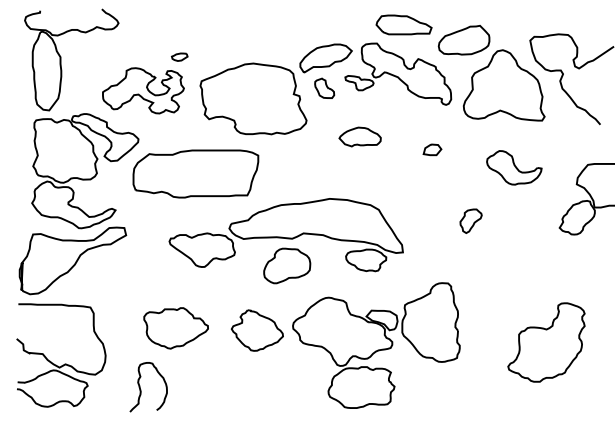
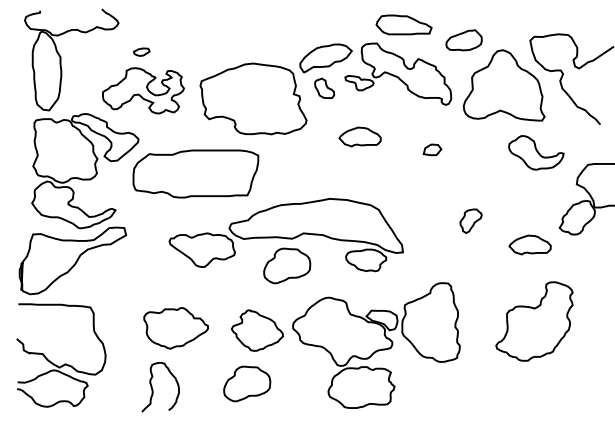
part size: 54x31 px -> 38x23 px (463, 40)
part position: (179, 56) -> (141, 51) (141, 51)
part position: (514, 167) -> (536, 152) (536, 152)
part: none -> present (529, 244)
part position: (546, 342) -> (534, 321) (534, 321)
part: none -> present (247, 383)
curve position: (141, 389) -> (153, 389) (153, 389)
